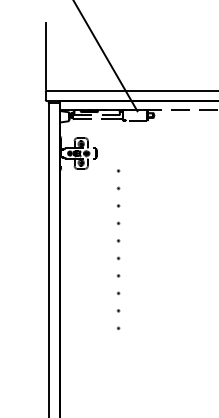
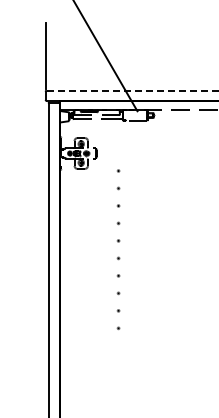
line: solid -> dashed (132, 90)
